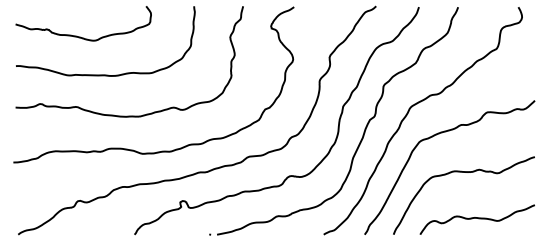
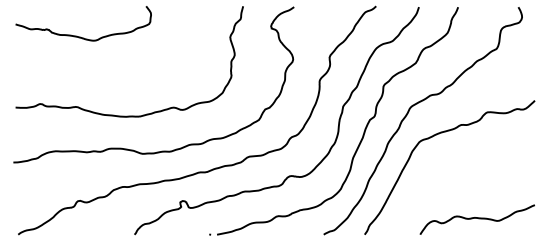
curve: present -> none (105, 74)
curve: present -> none (463, 172)
